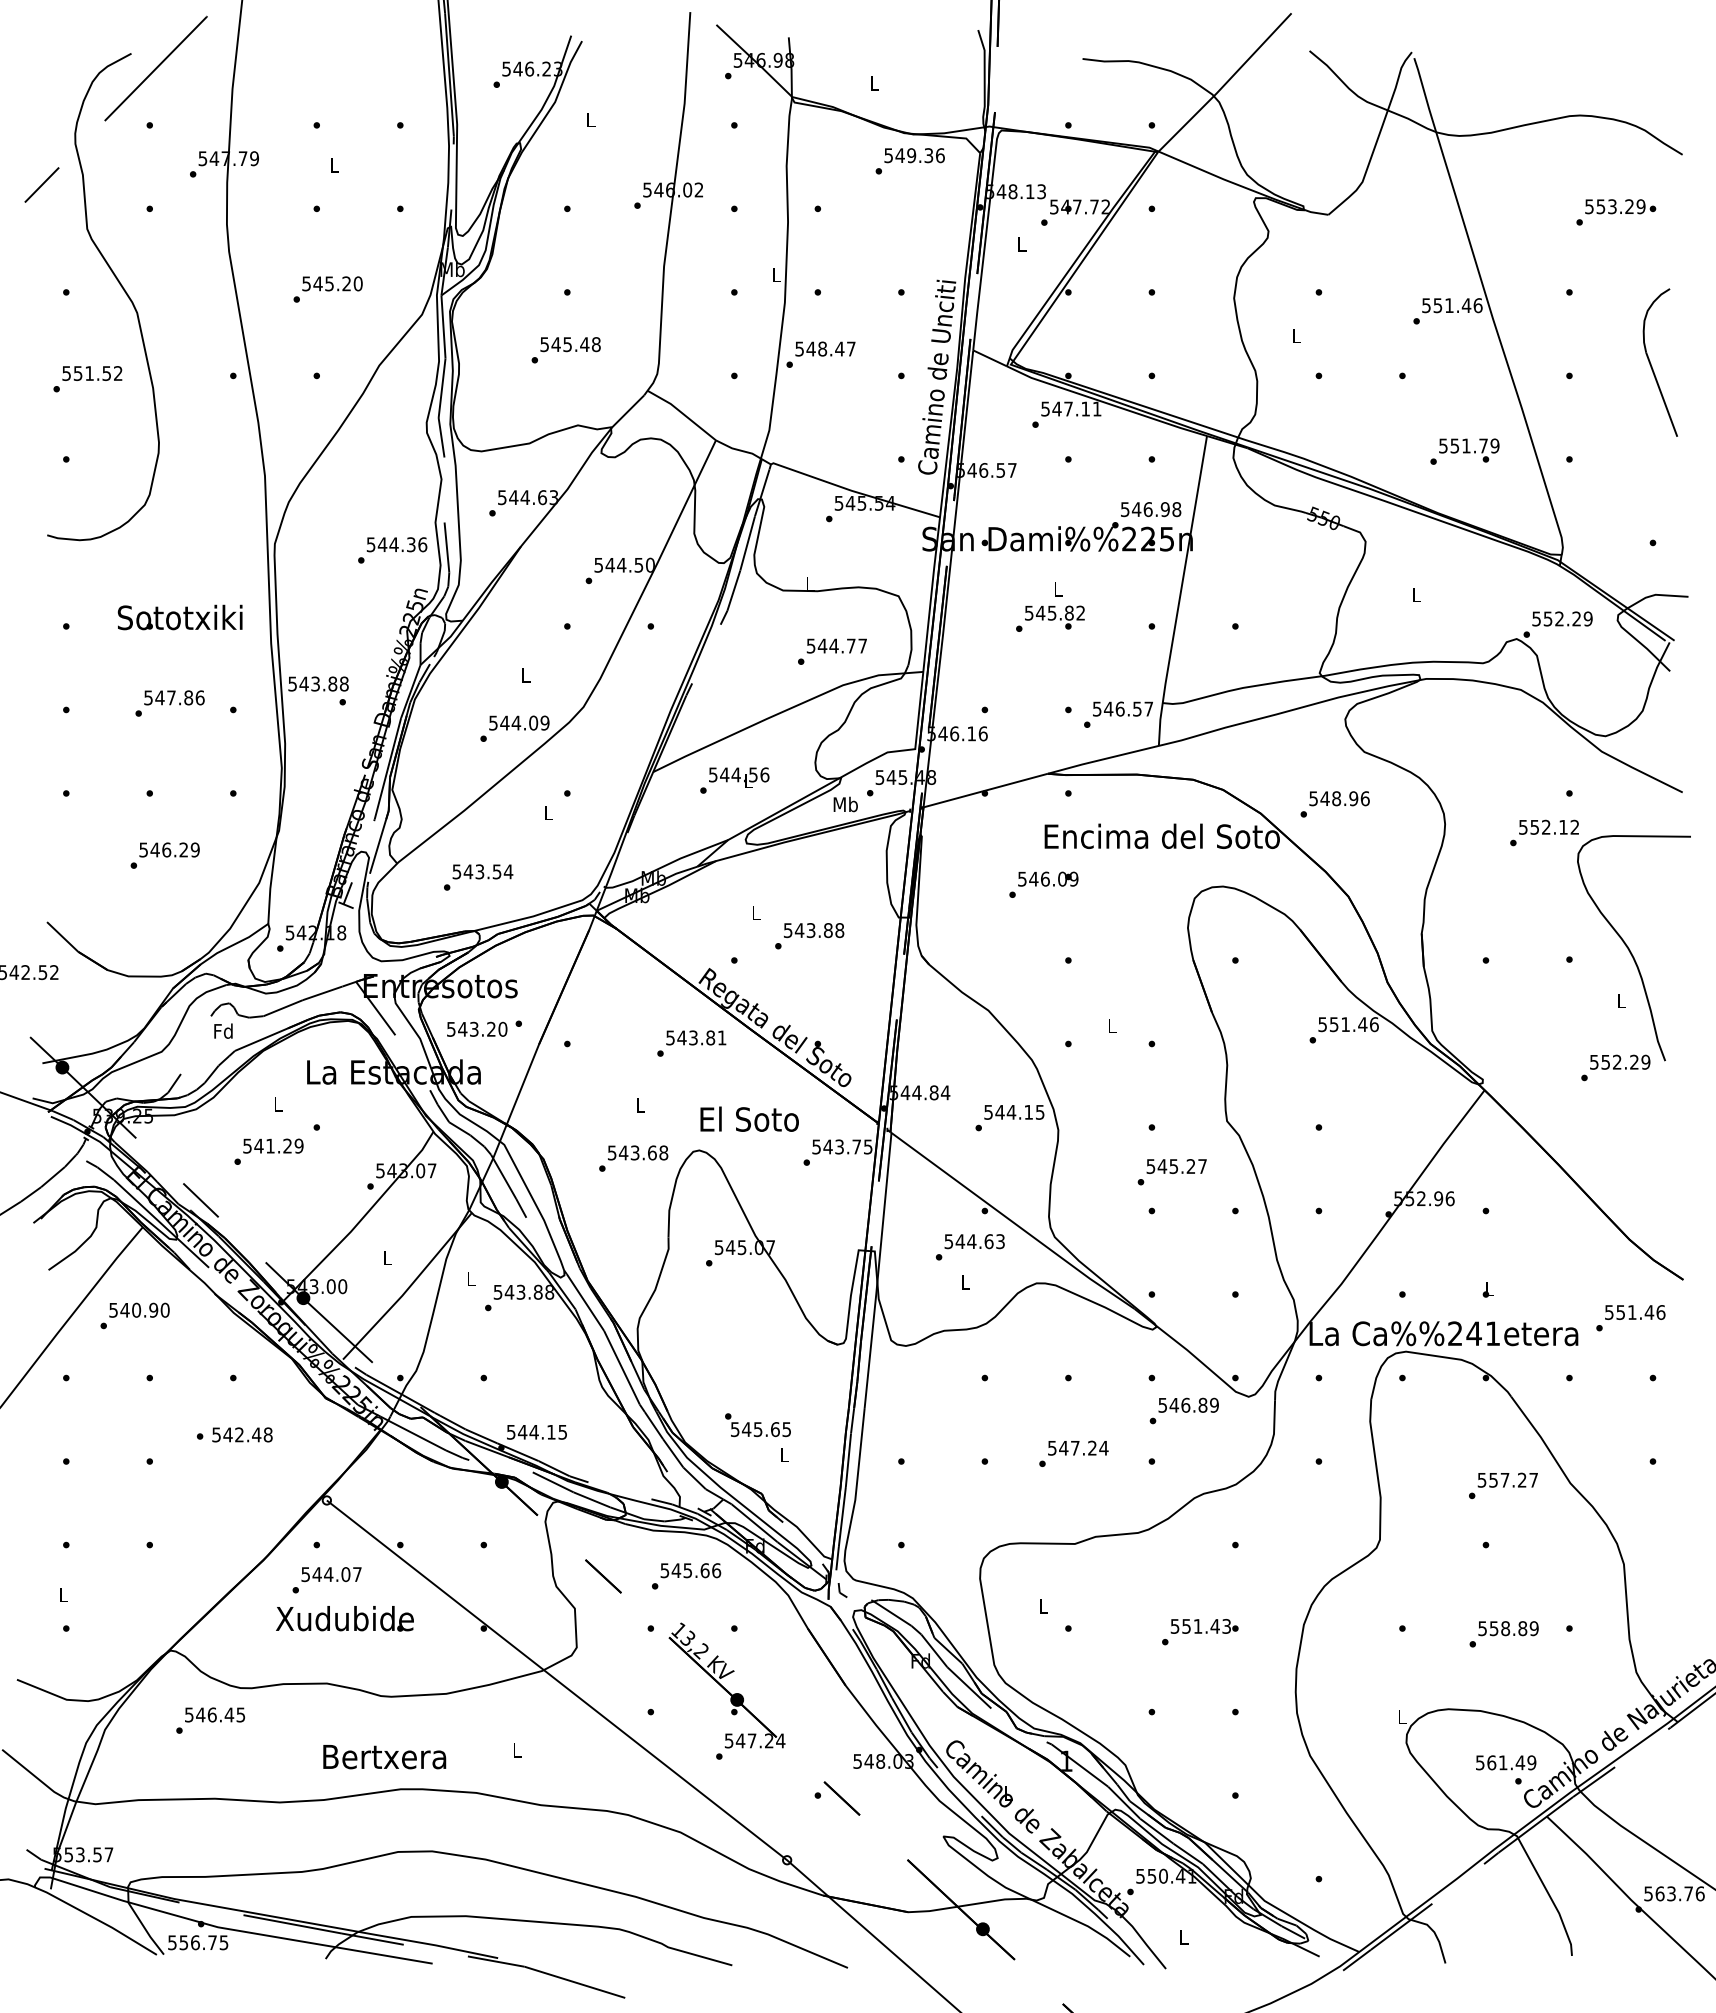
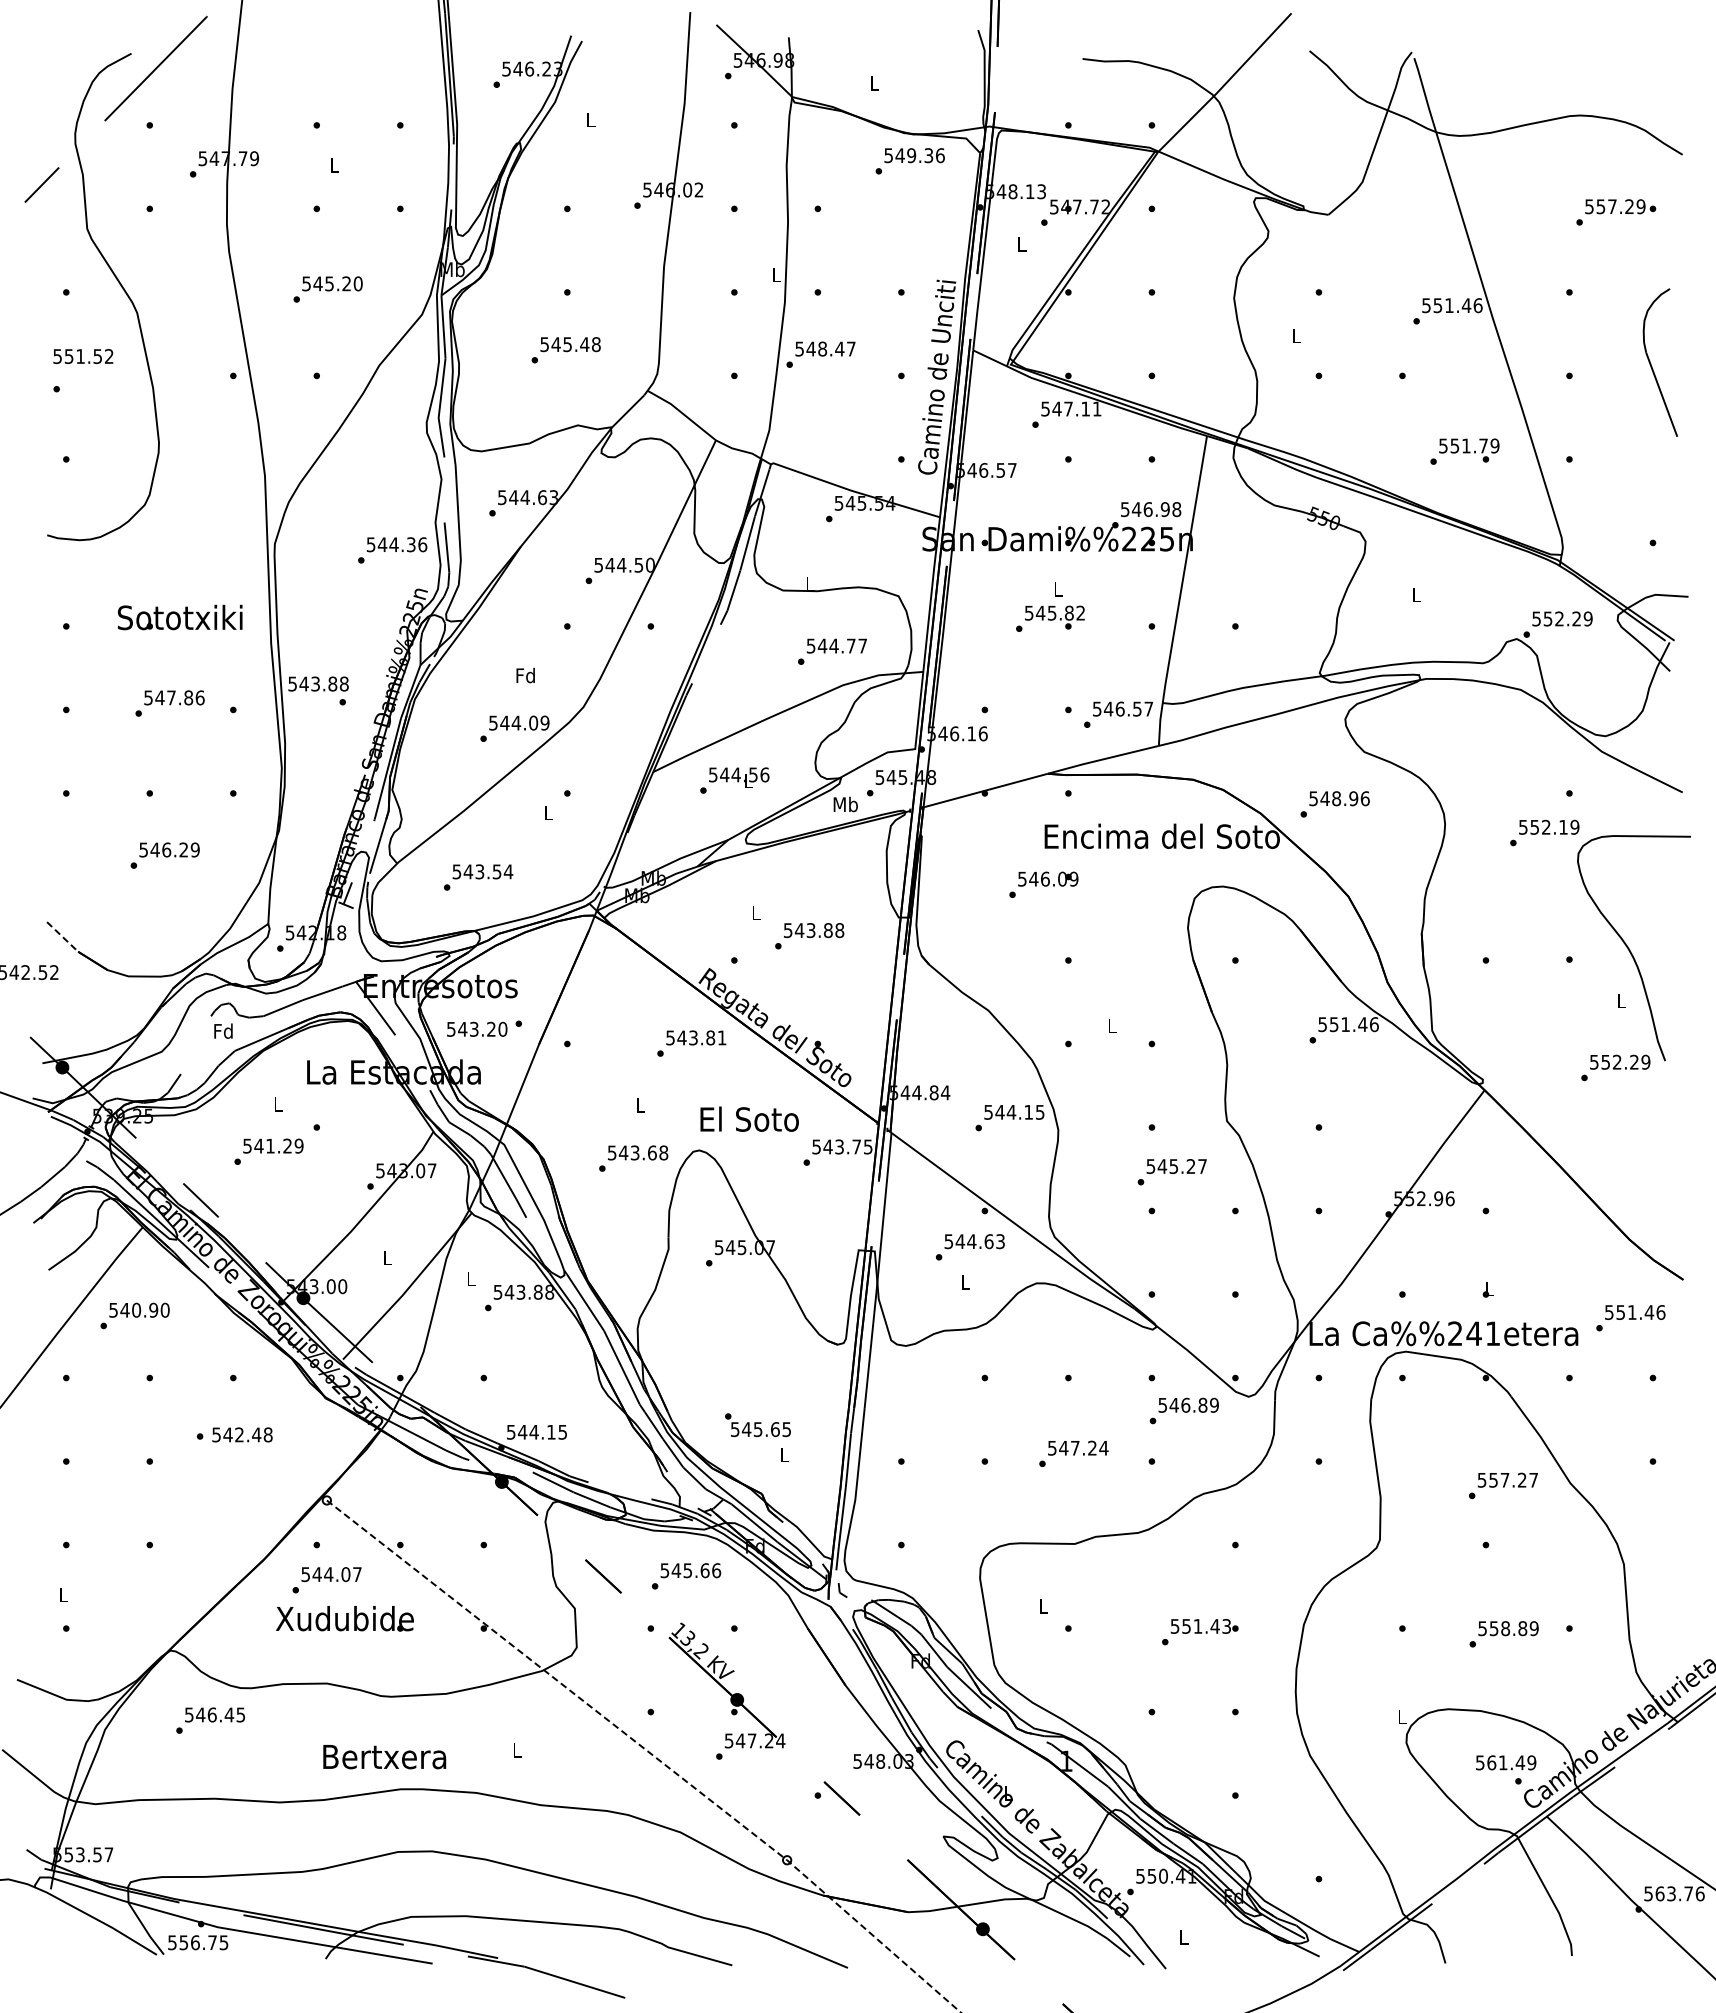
text: 553.29 -> 557.29 (1612, 206)
text position: (92, 373) -> (83, 356) (83, 356)
text: L -> Fd (525, 675)
text: 552.12 -> 552.19 (1574, 827)
line: solid -> dashed (62, 937)
line: solid -> dashed (648, 1752)
